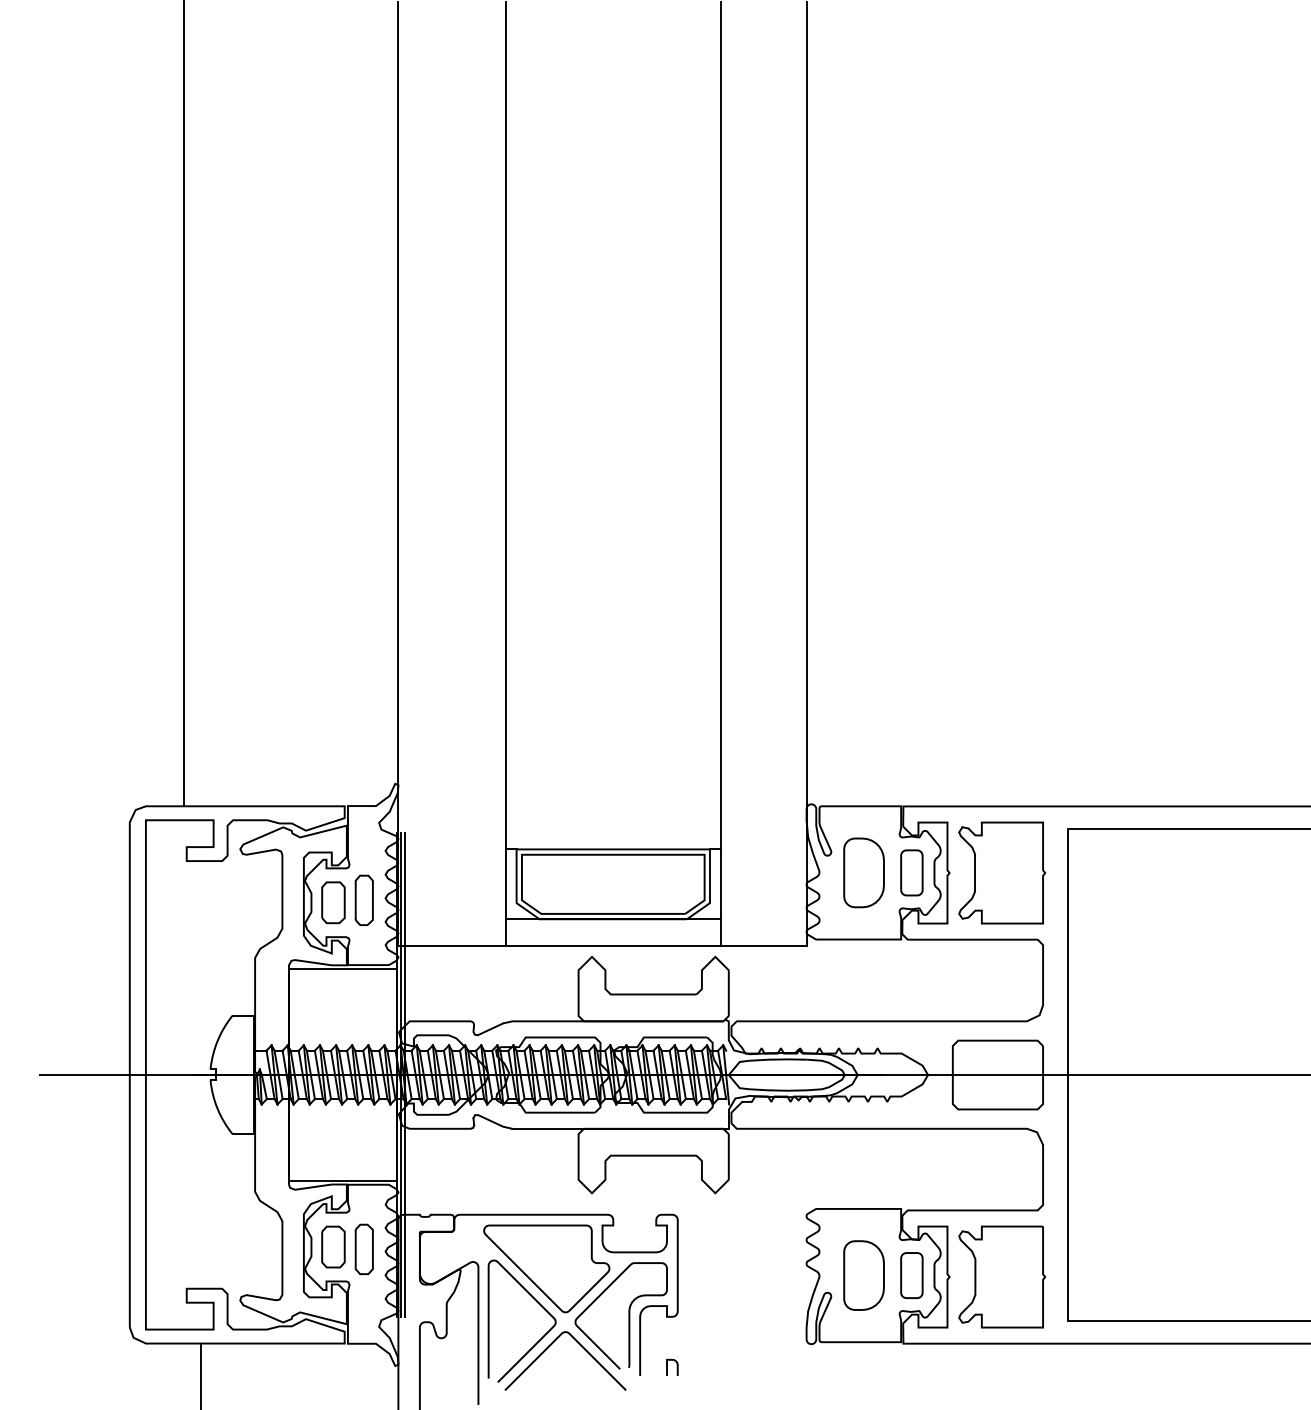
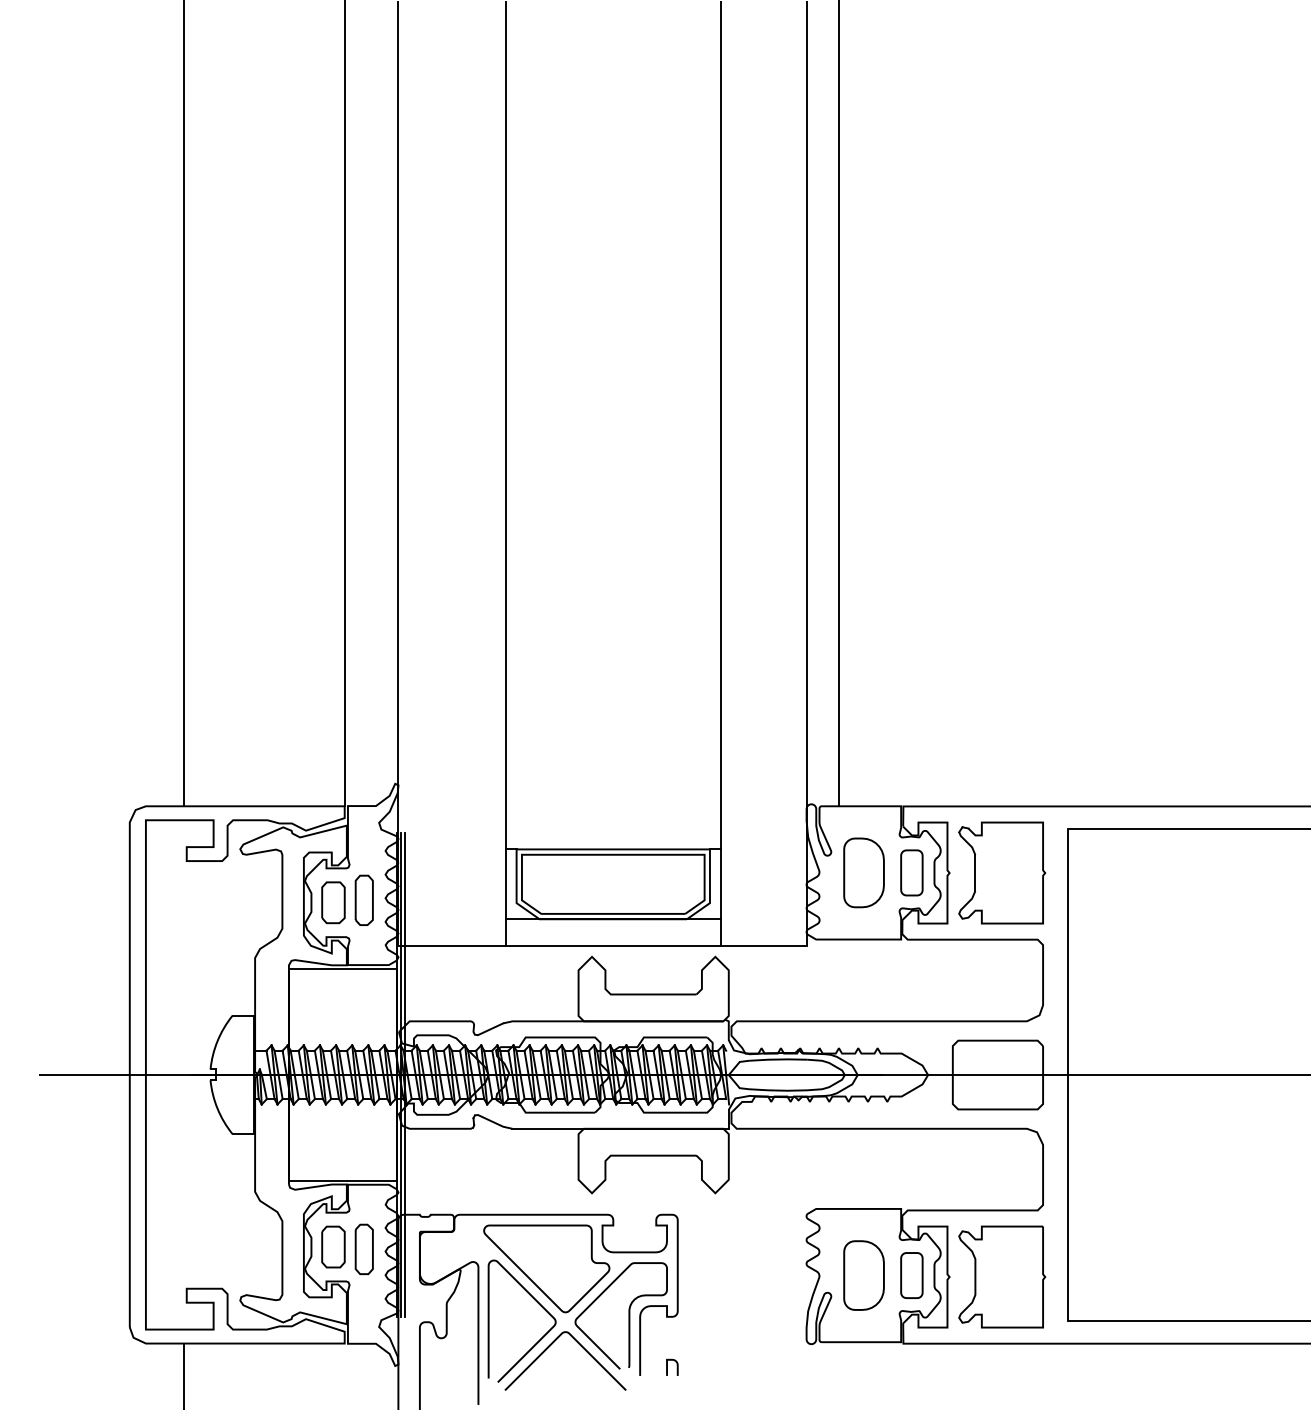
line: none -> present (344, 404)
line: none -> present (838, 404)
line position: (200, 1374) -> (183, 1374) (183, 1374)
